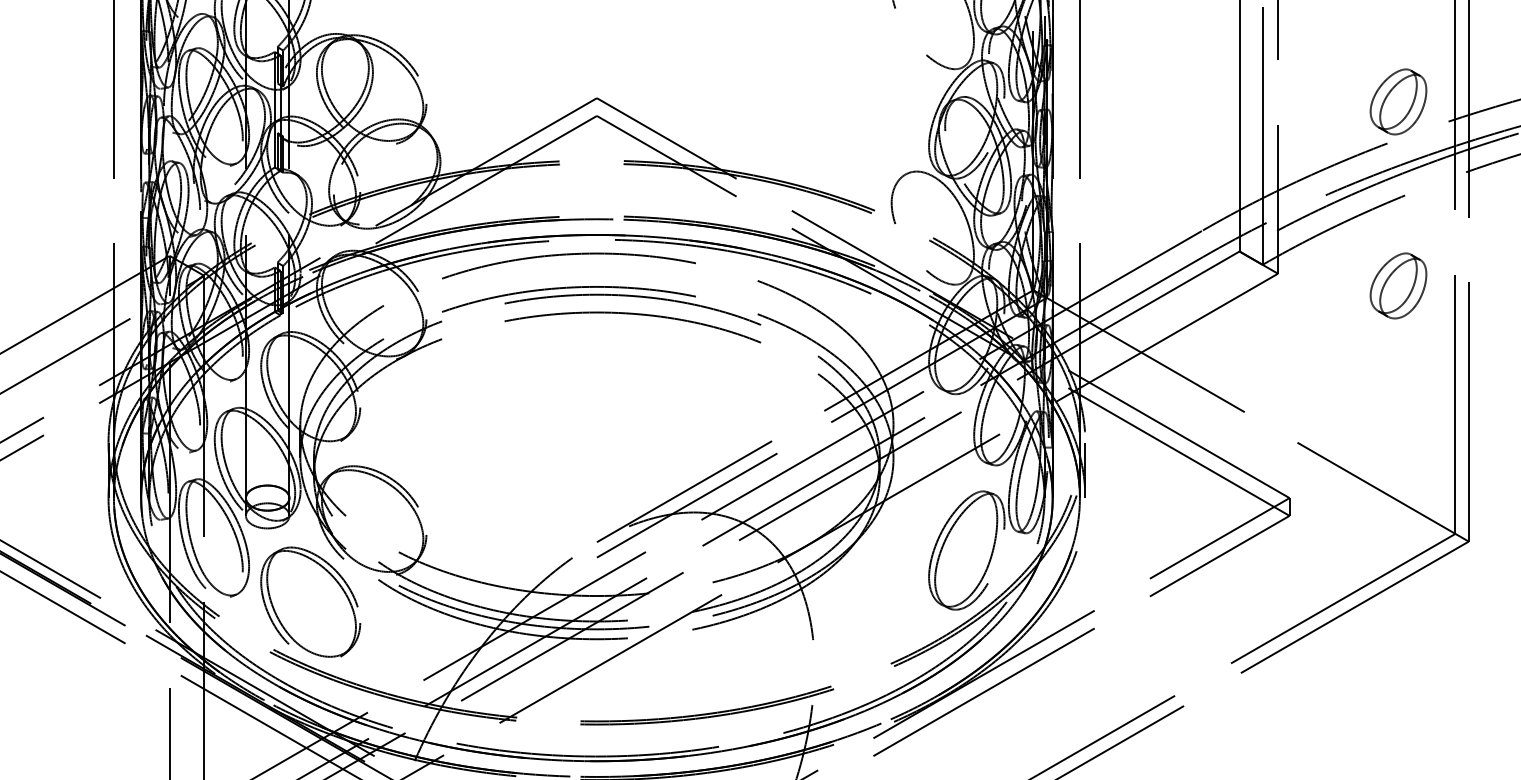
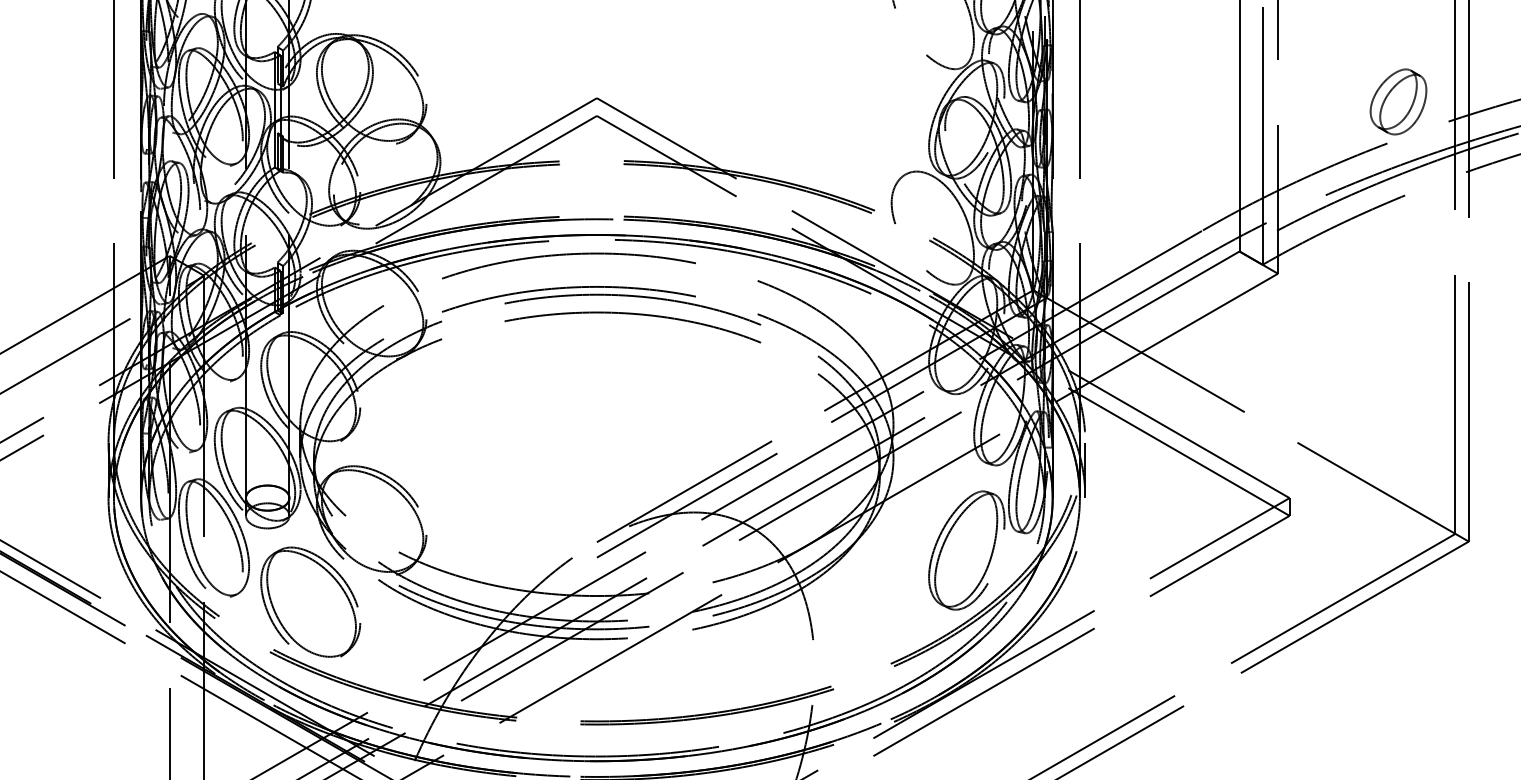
part: present -> none (1398, 285)
